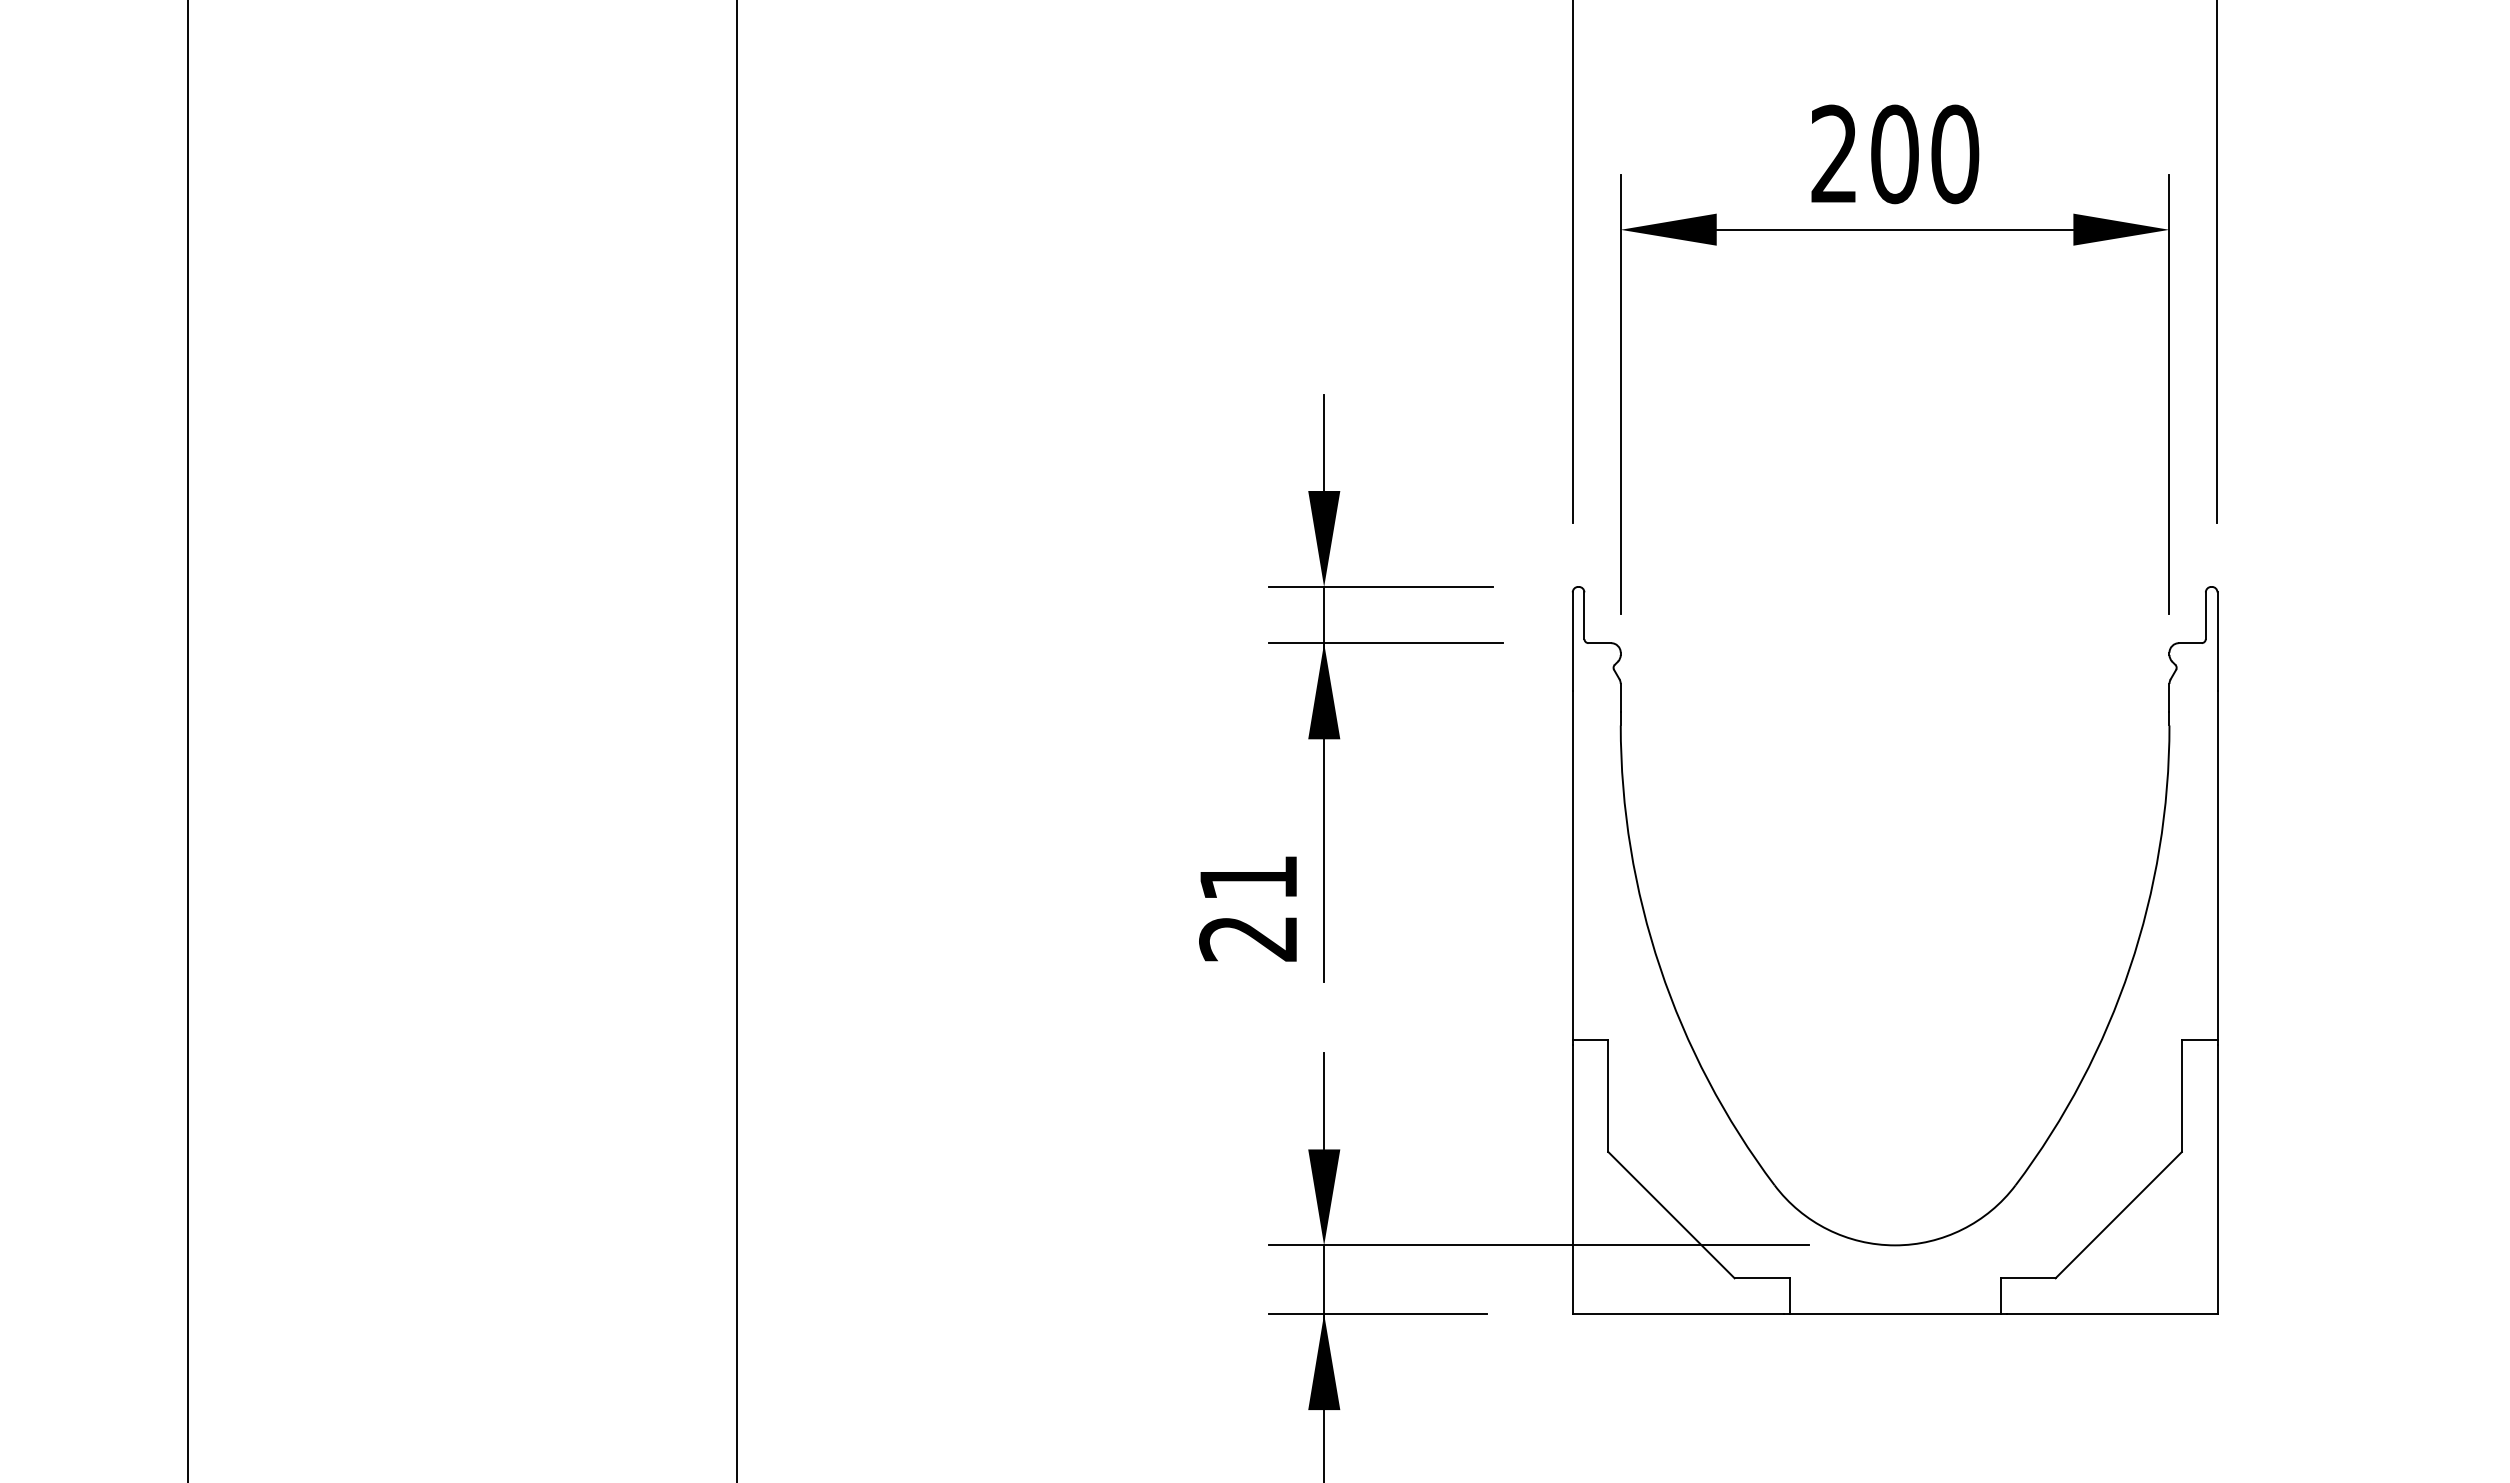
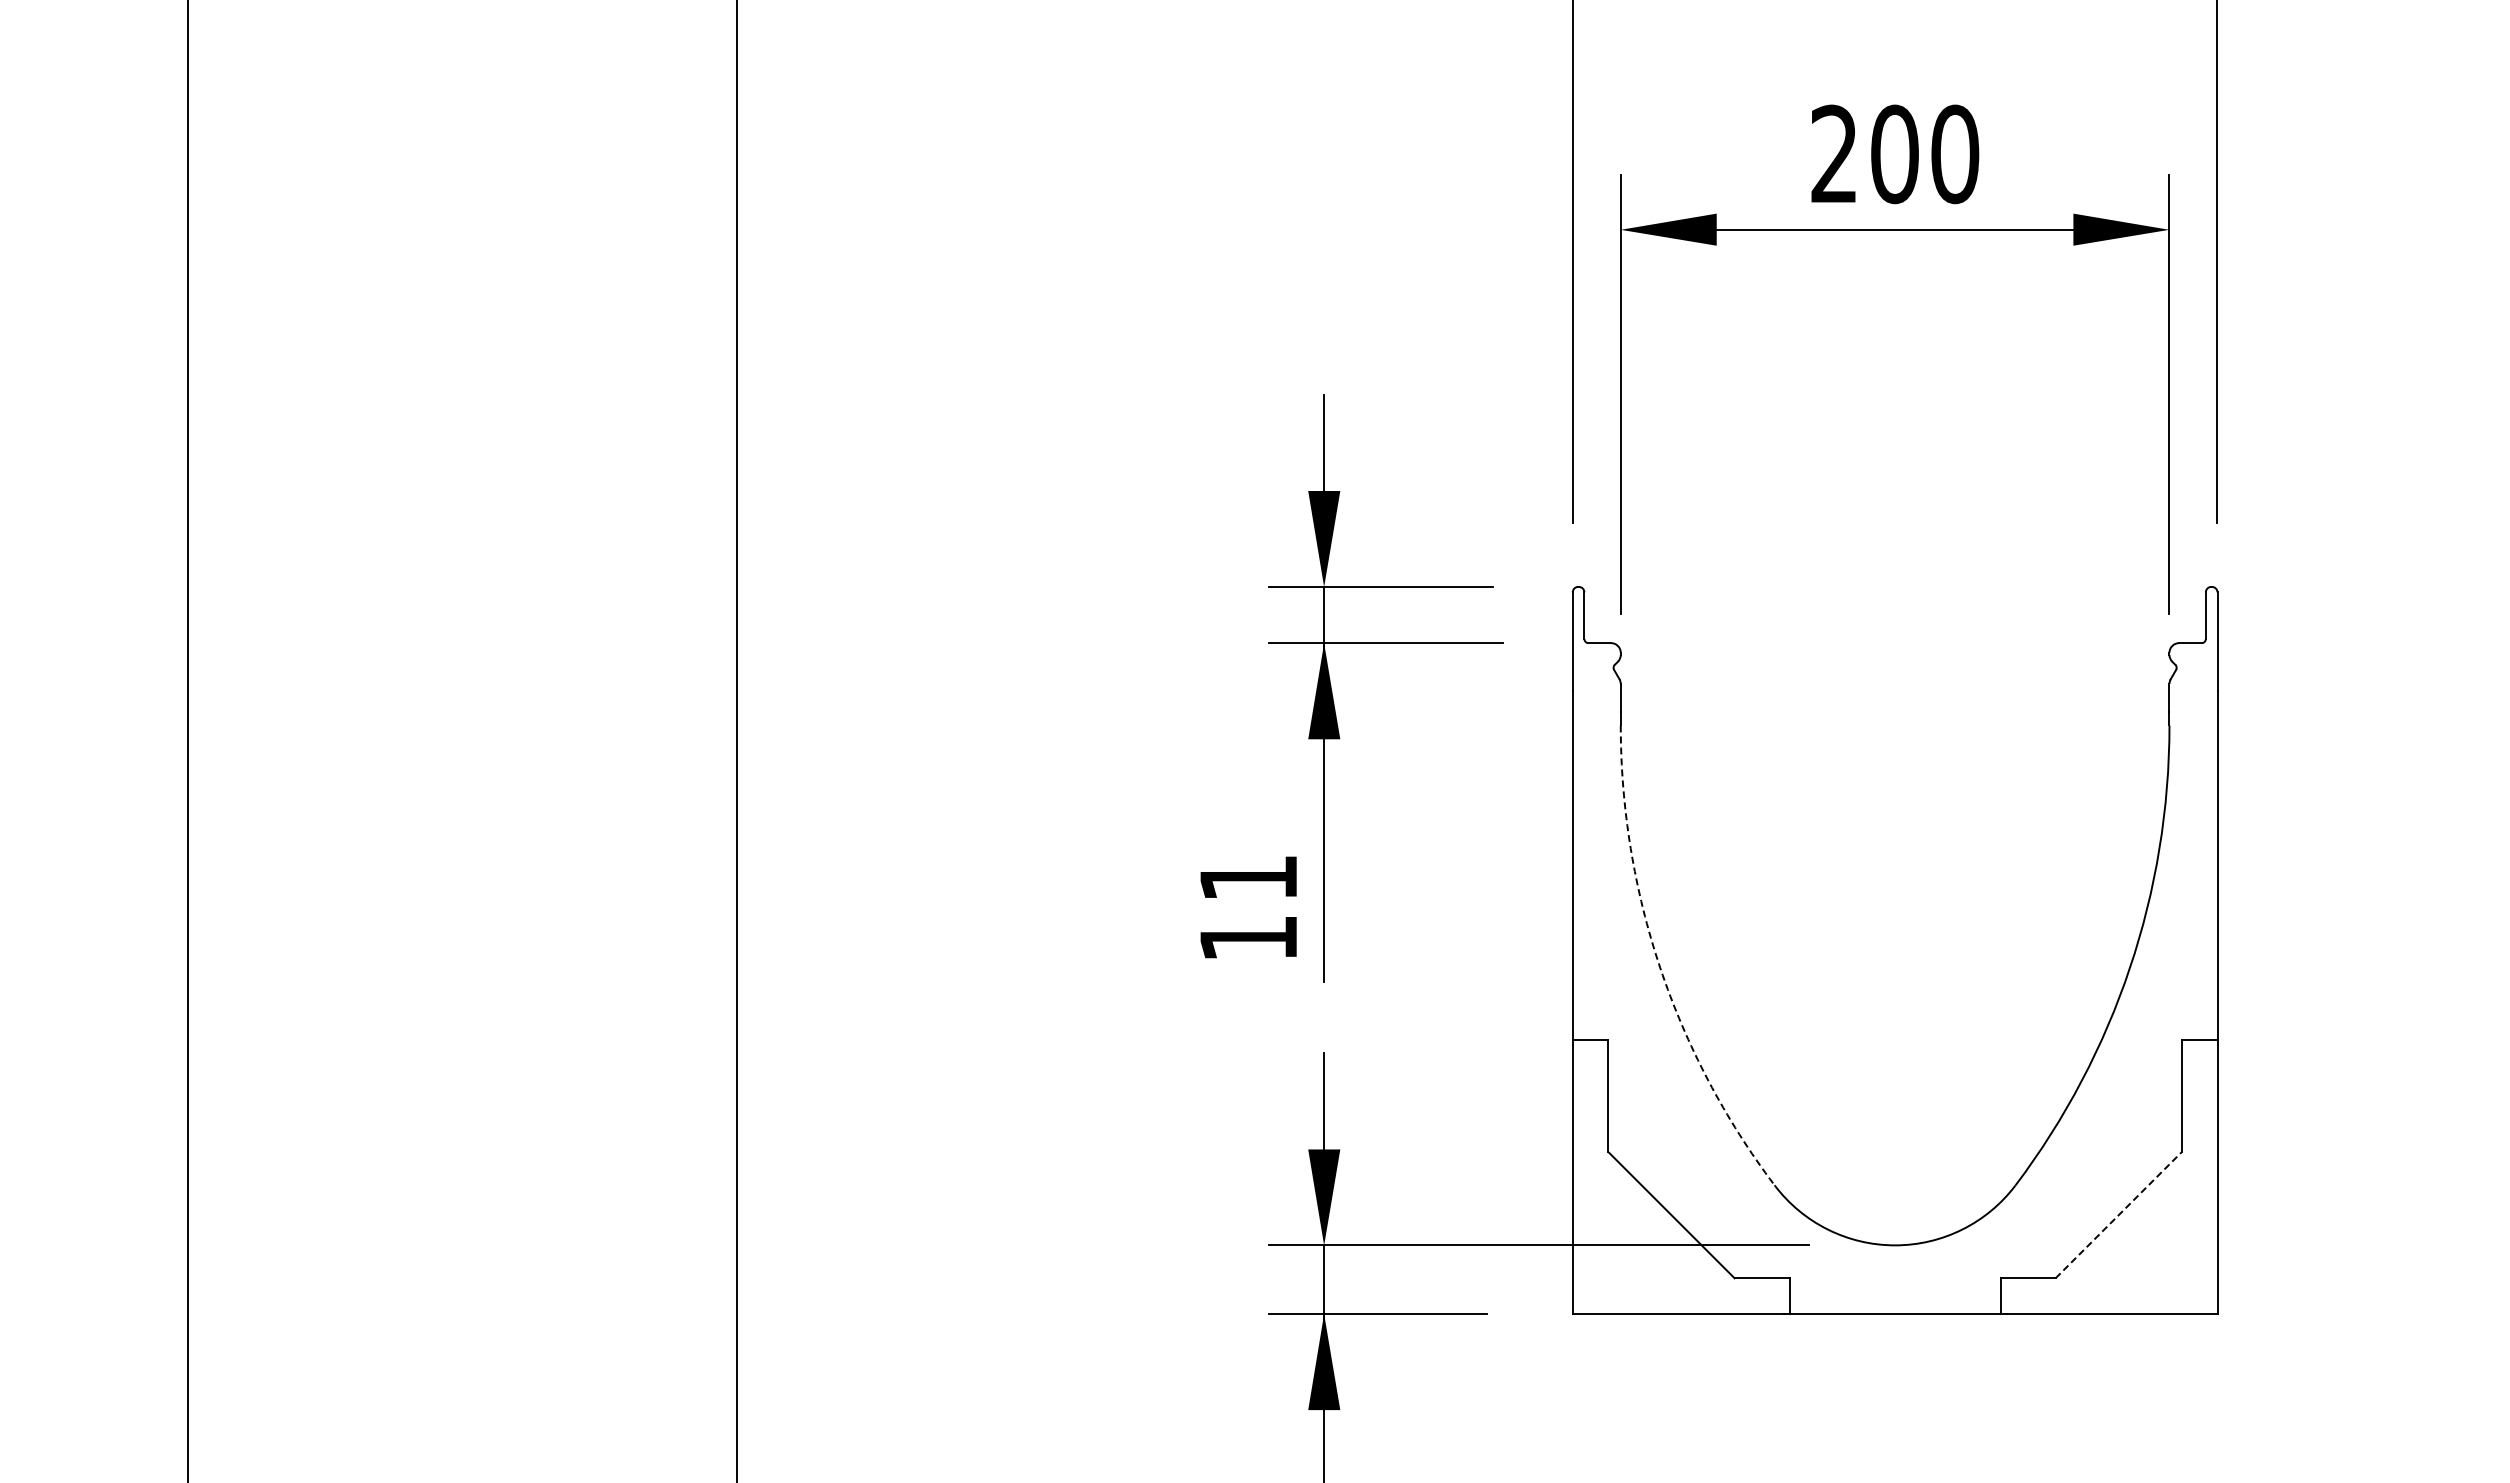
text: 21 -> 11 (1247, 939)
arc: solid -> dashed (1660, 967)
line: solid -> dashed (2119, 1214)
